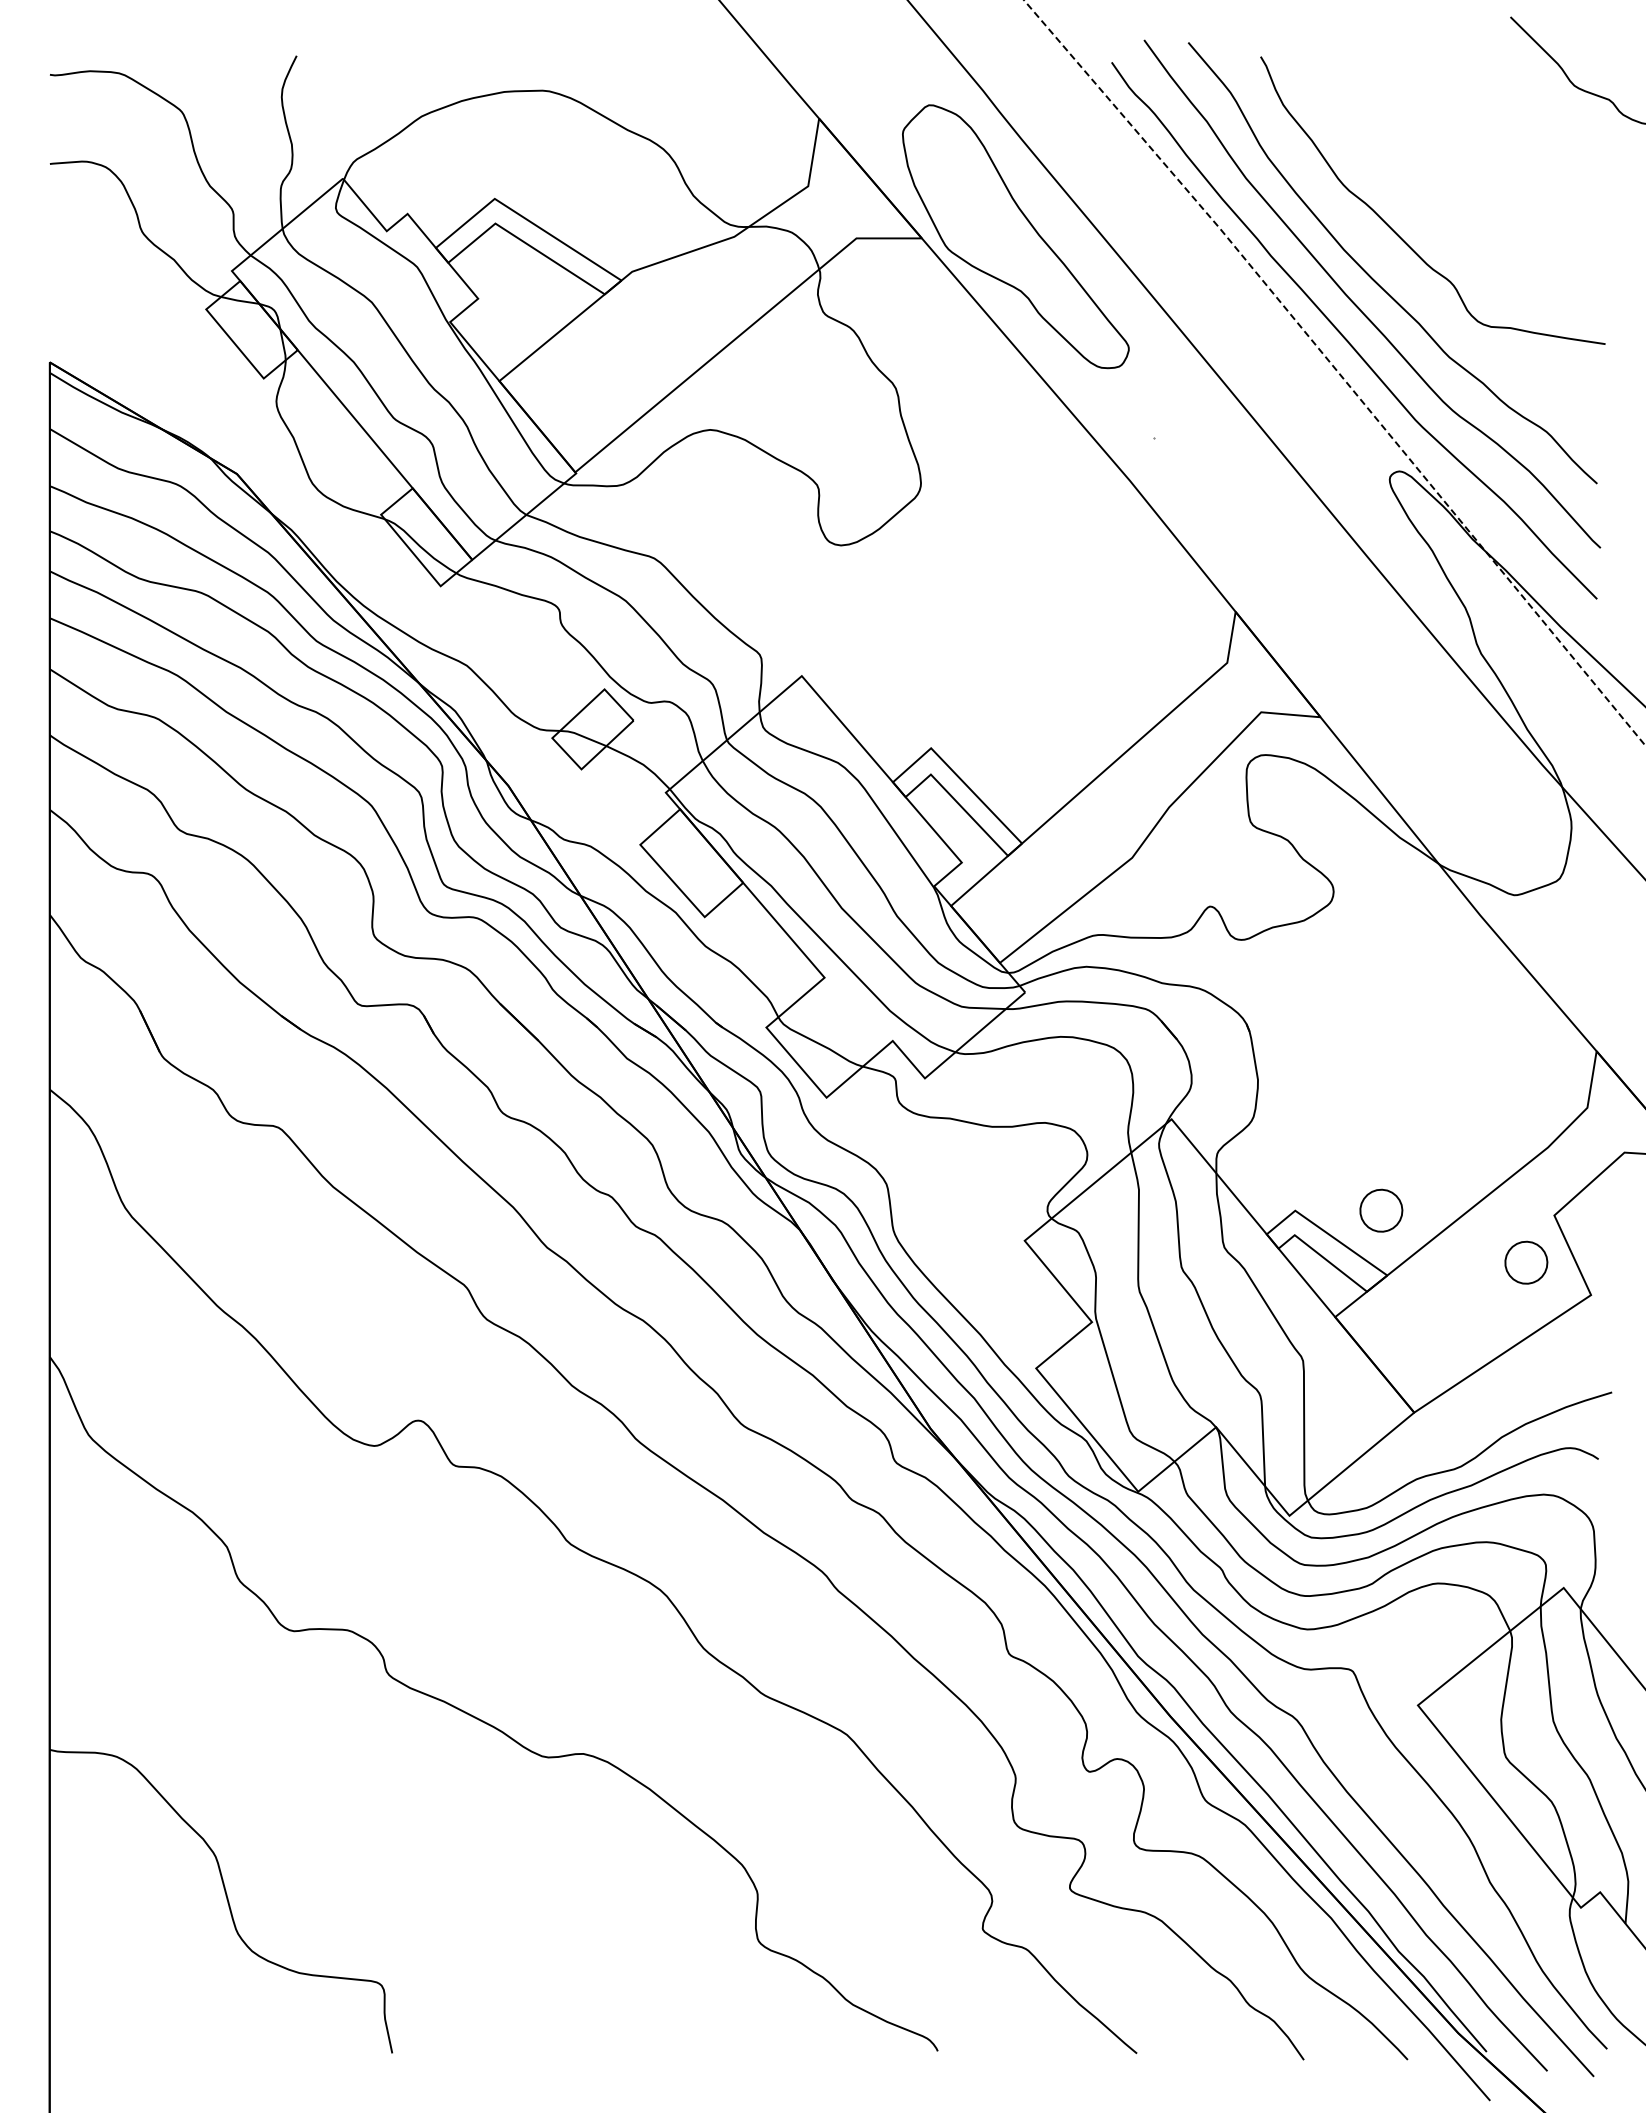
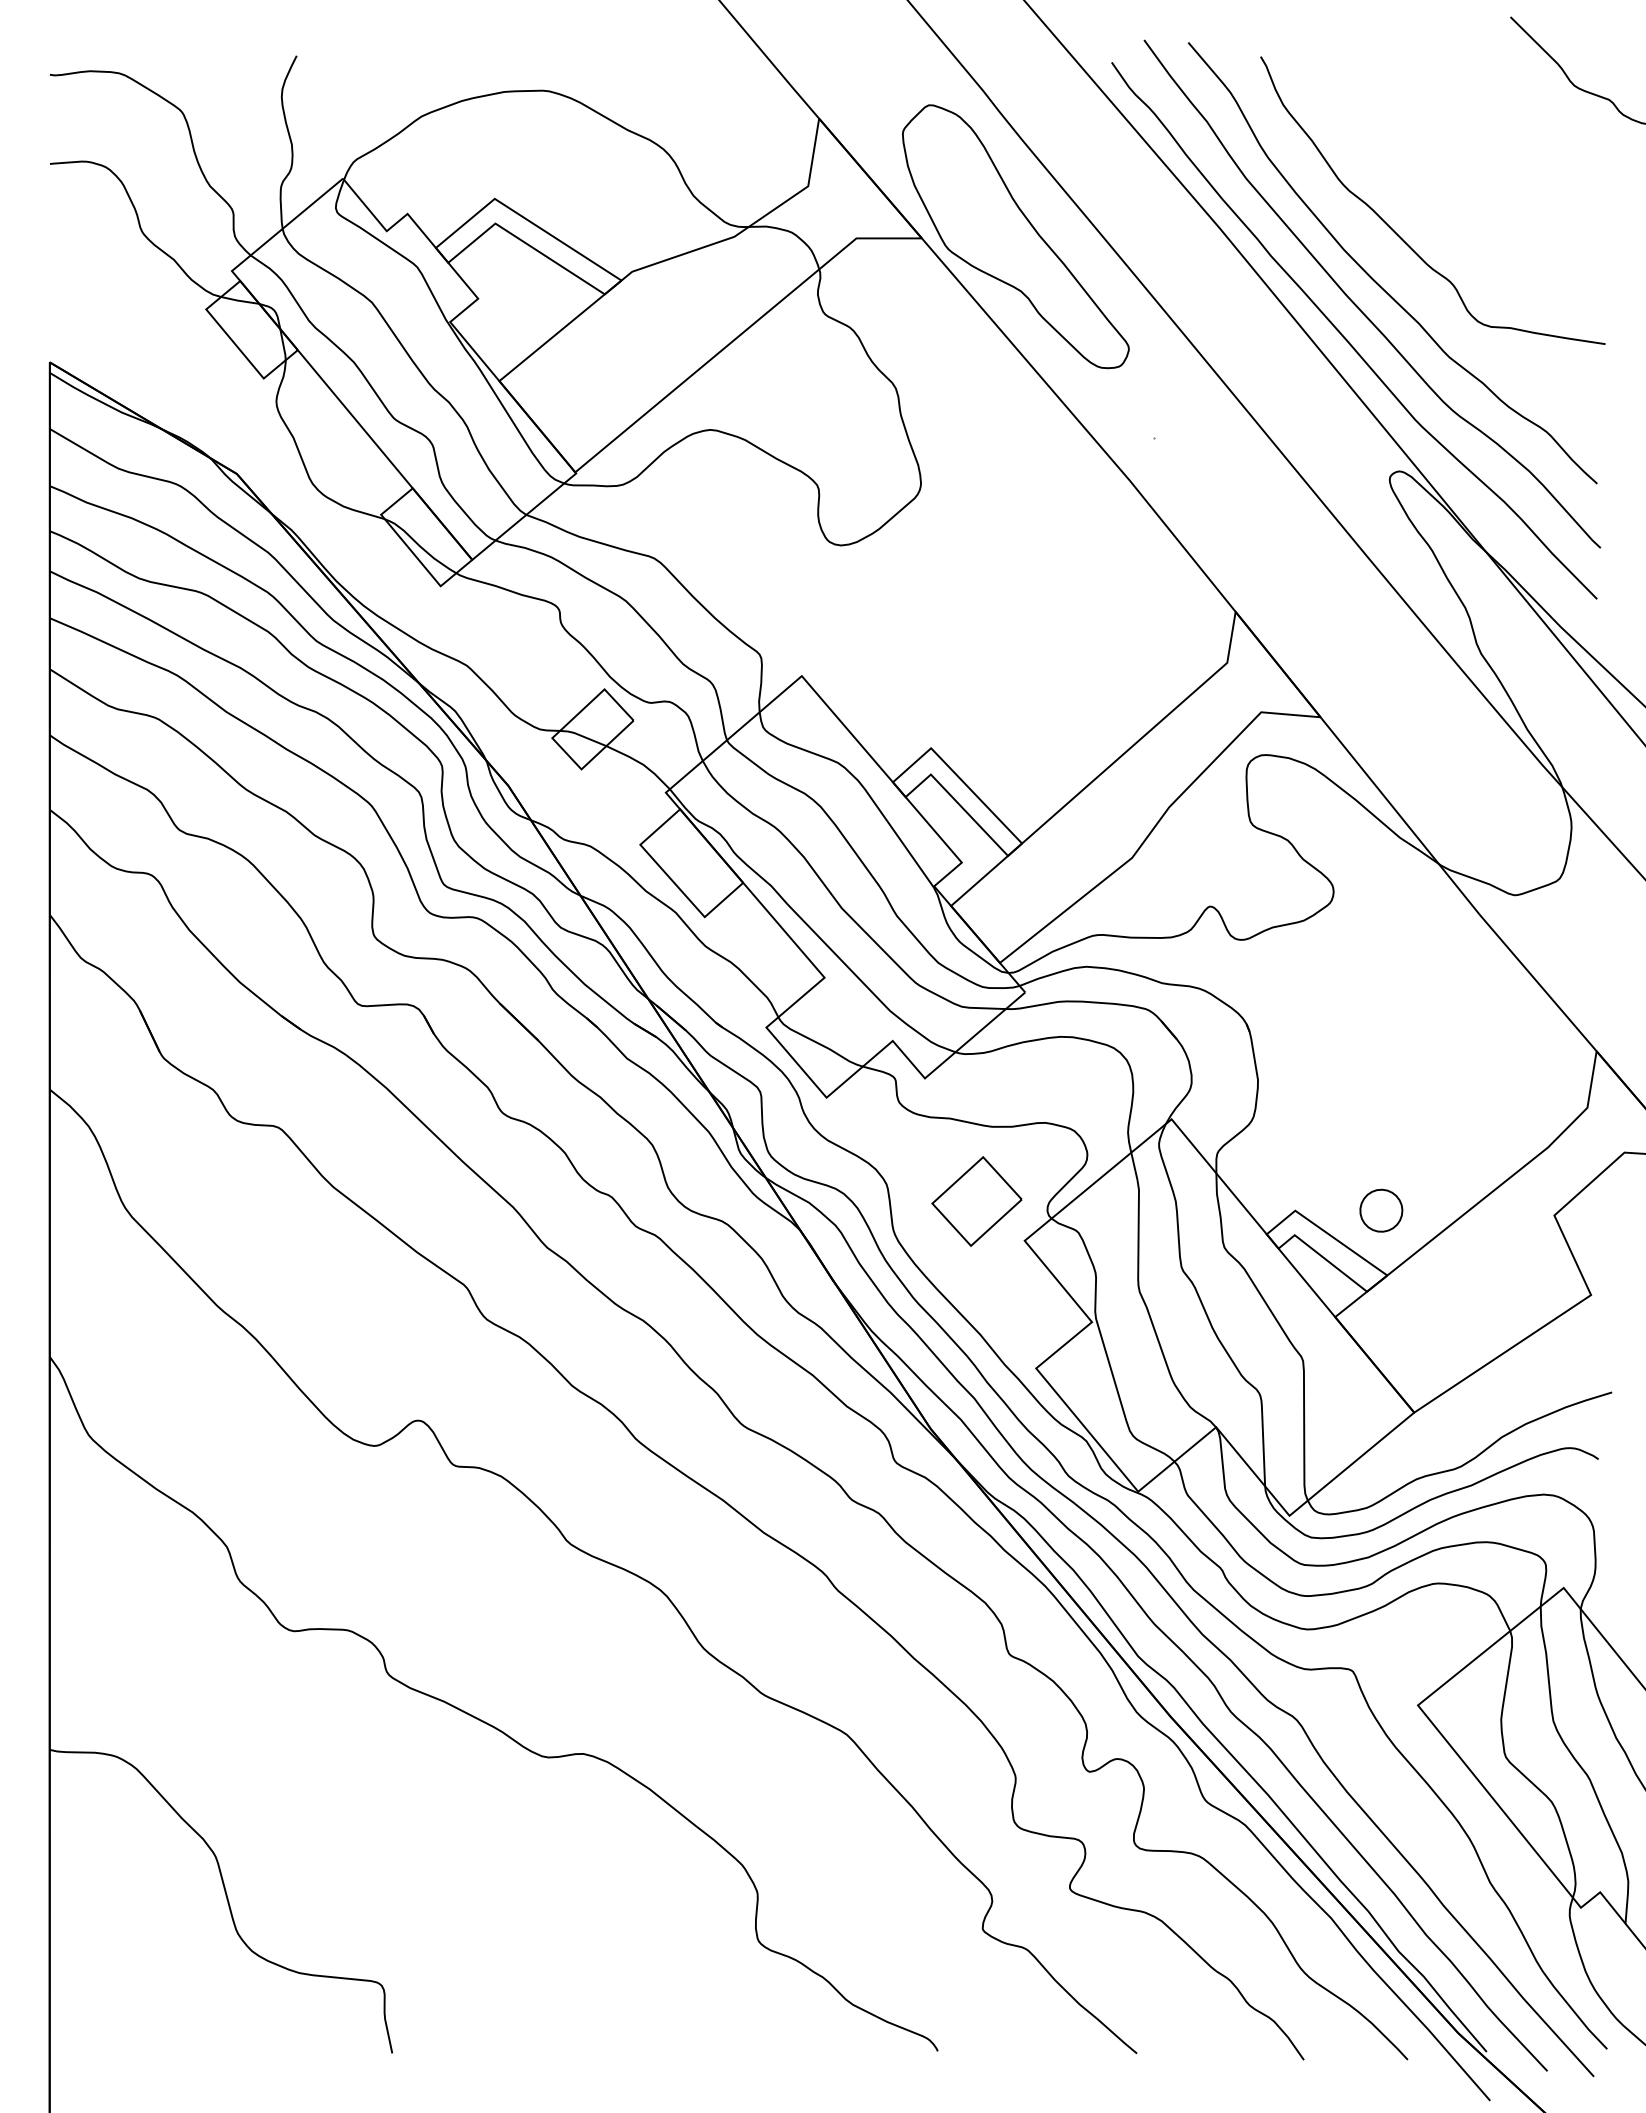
line: dashed -> solid (1336, 370)
part: none -> present (976, 1201)
part: present -> none (1526, 1262)
